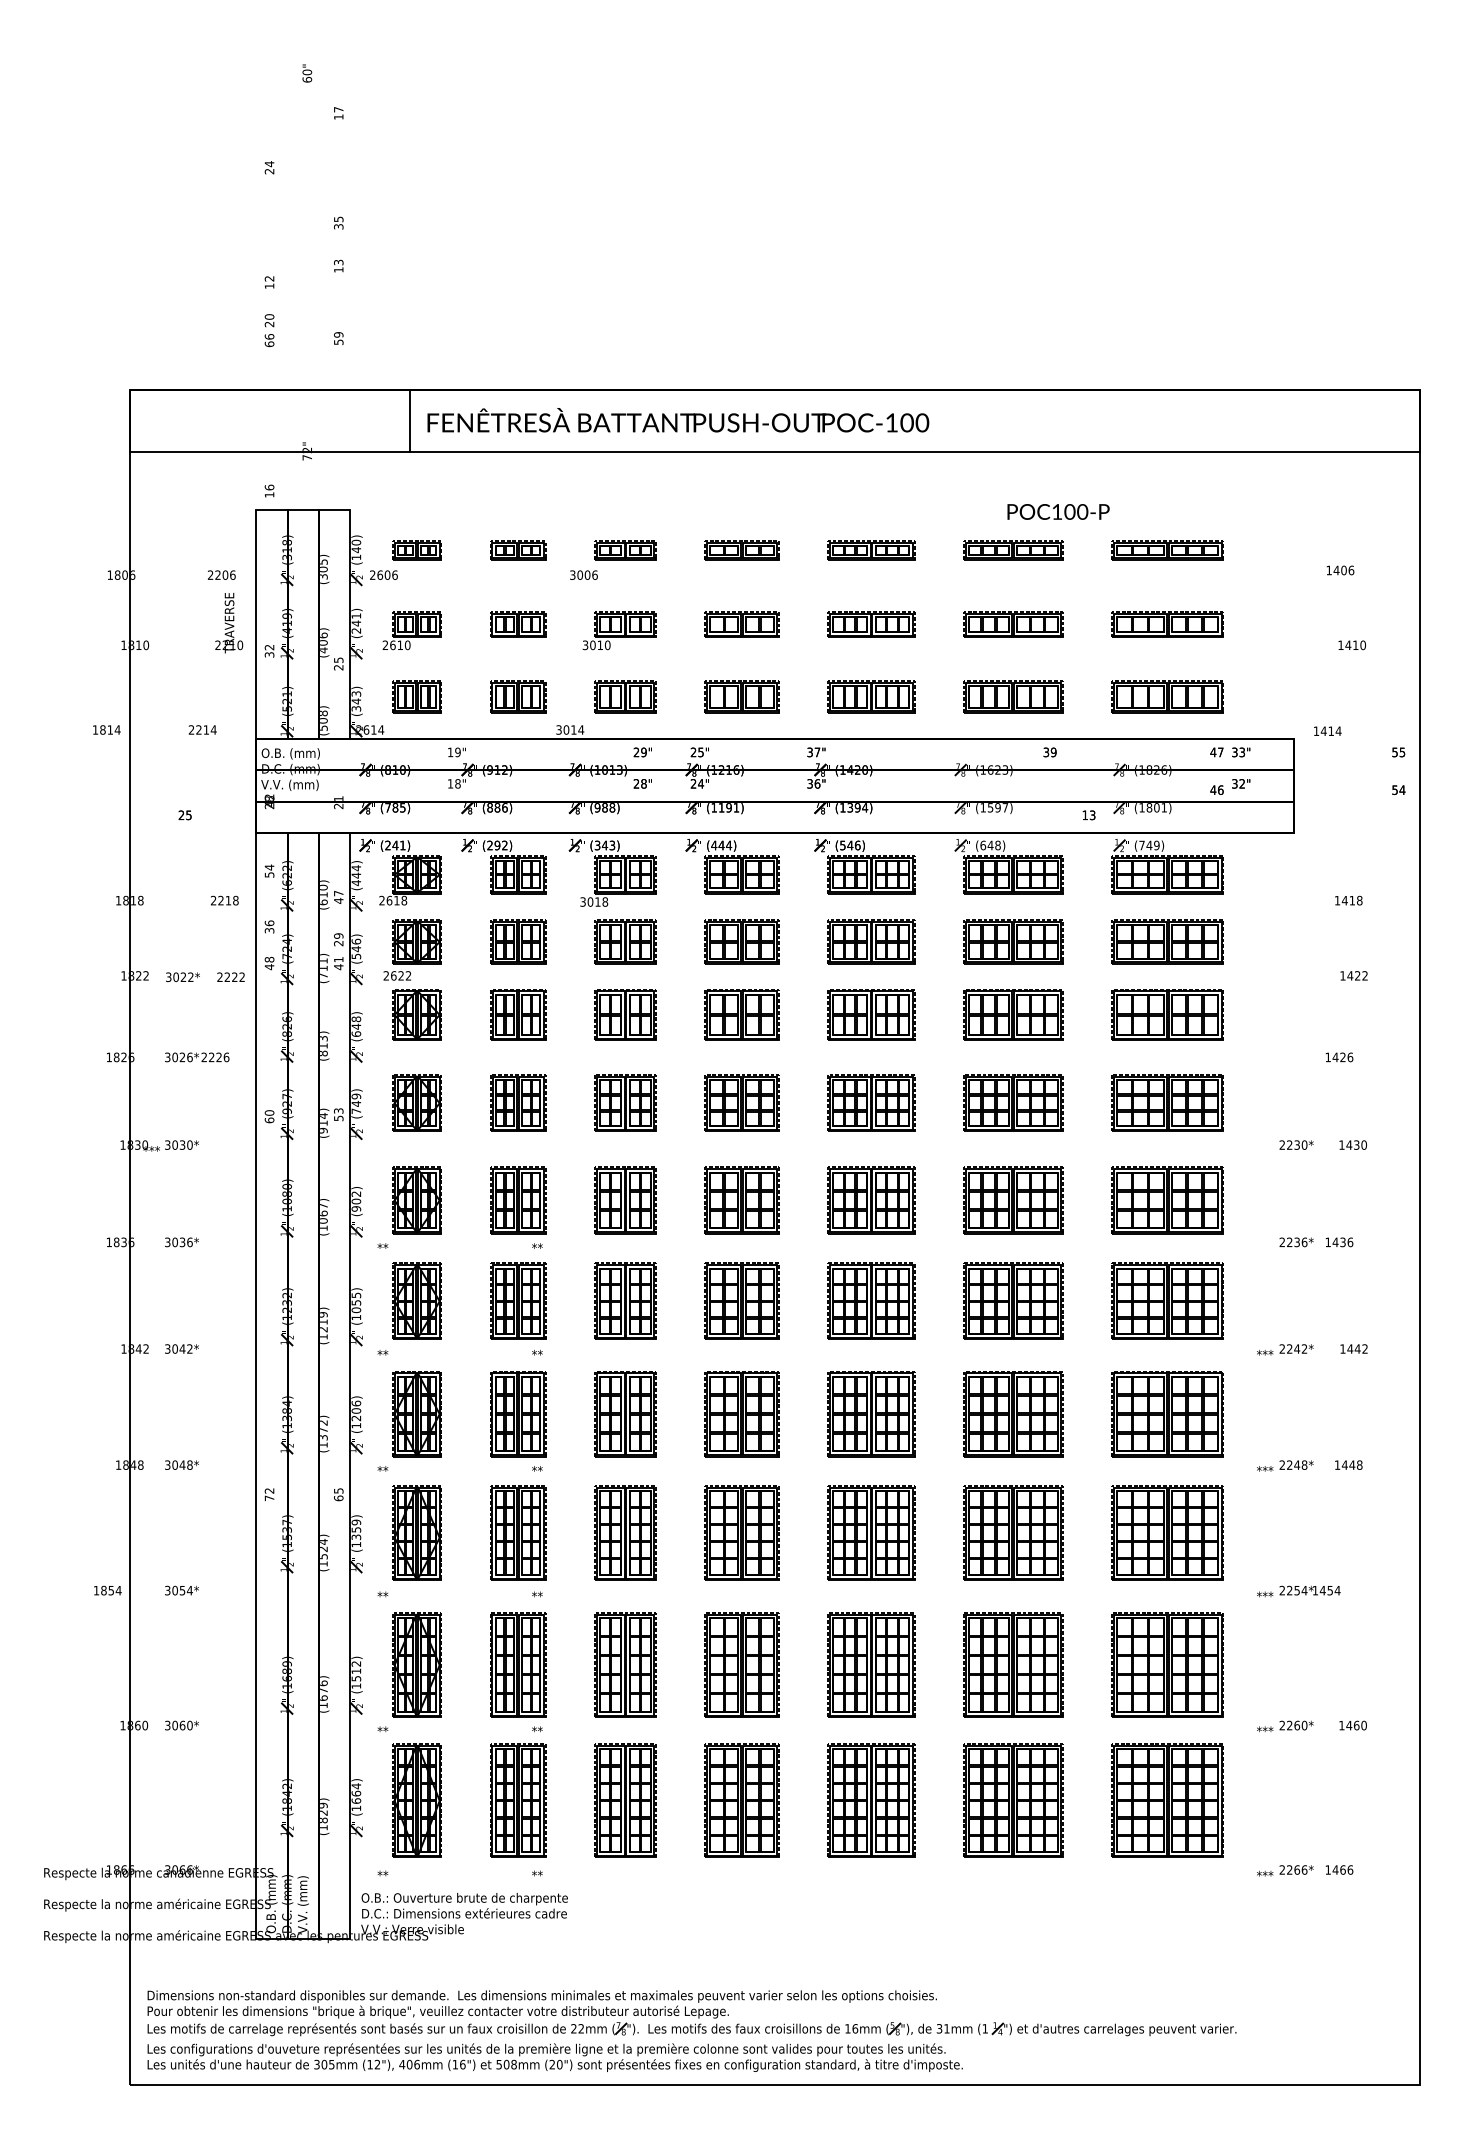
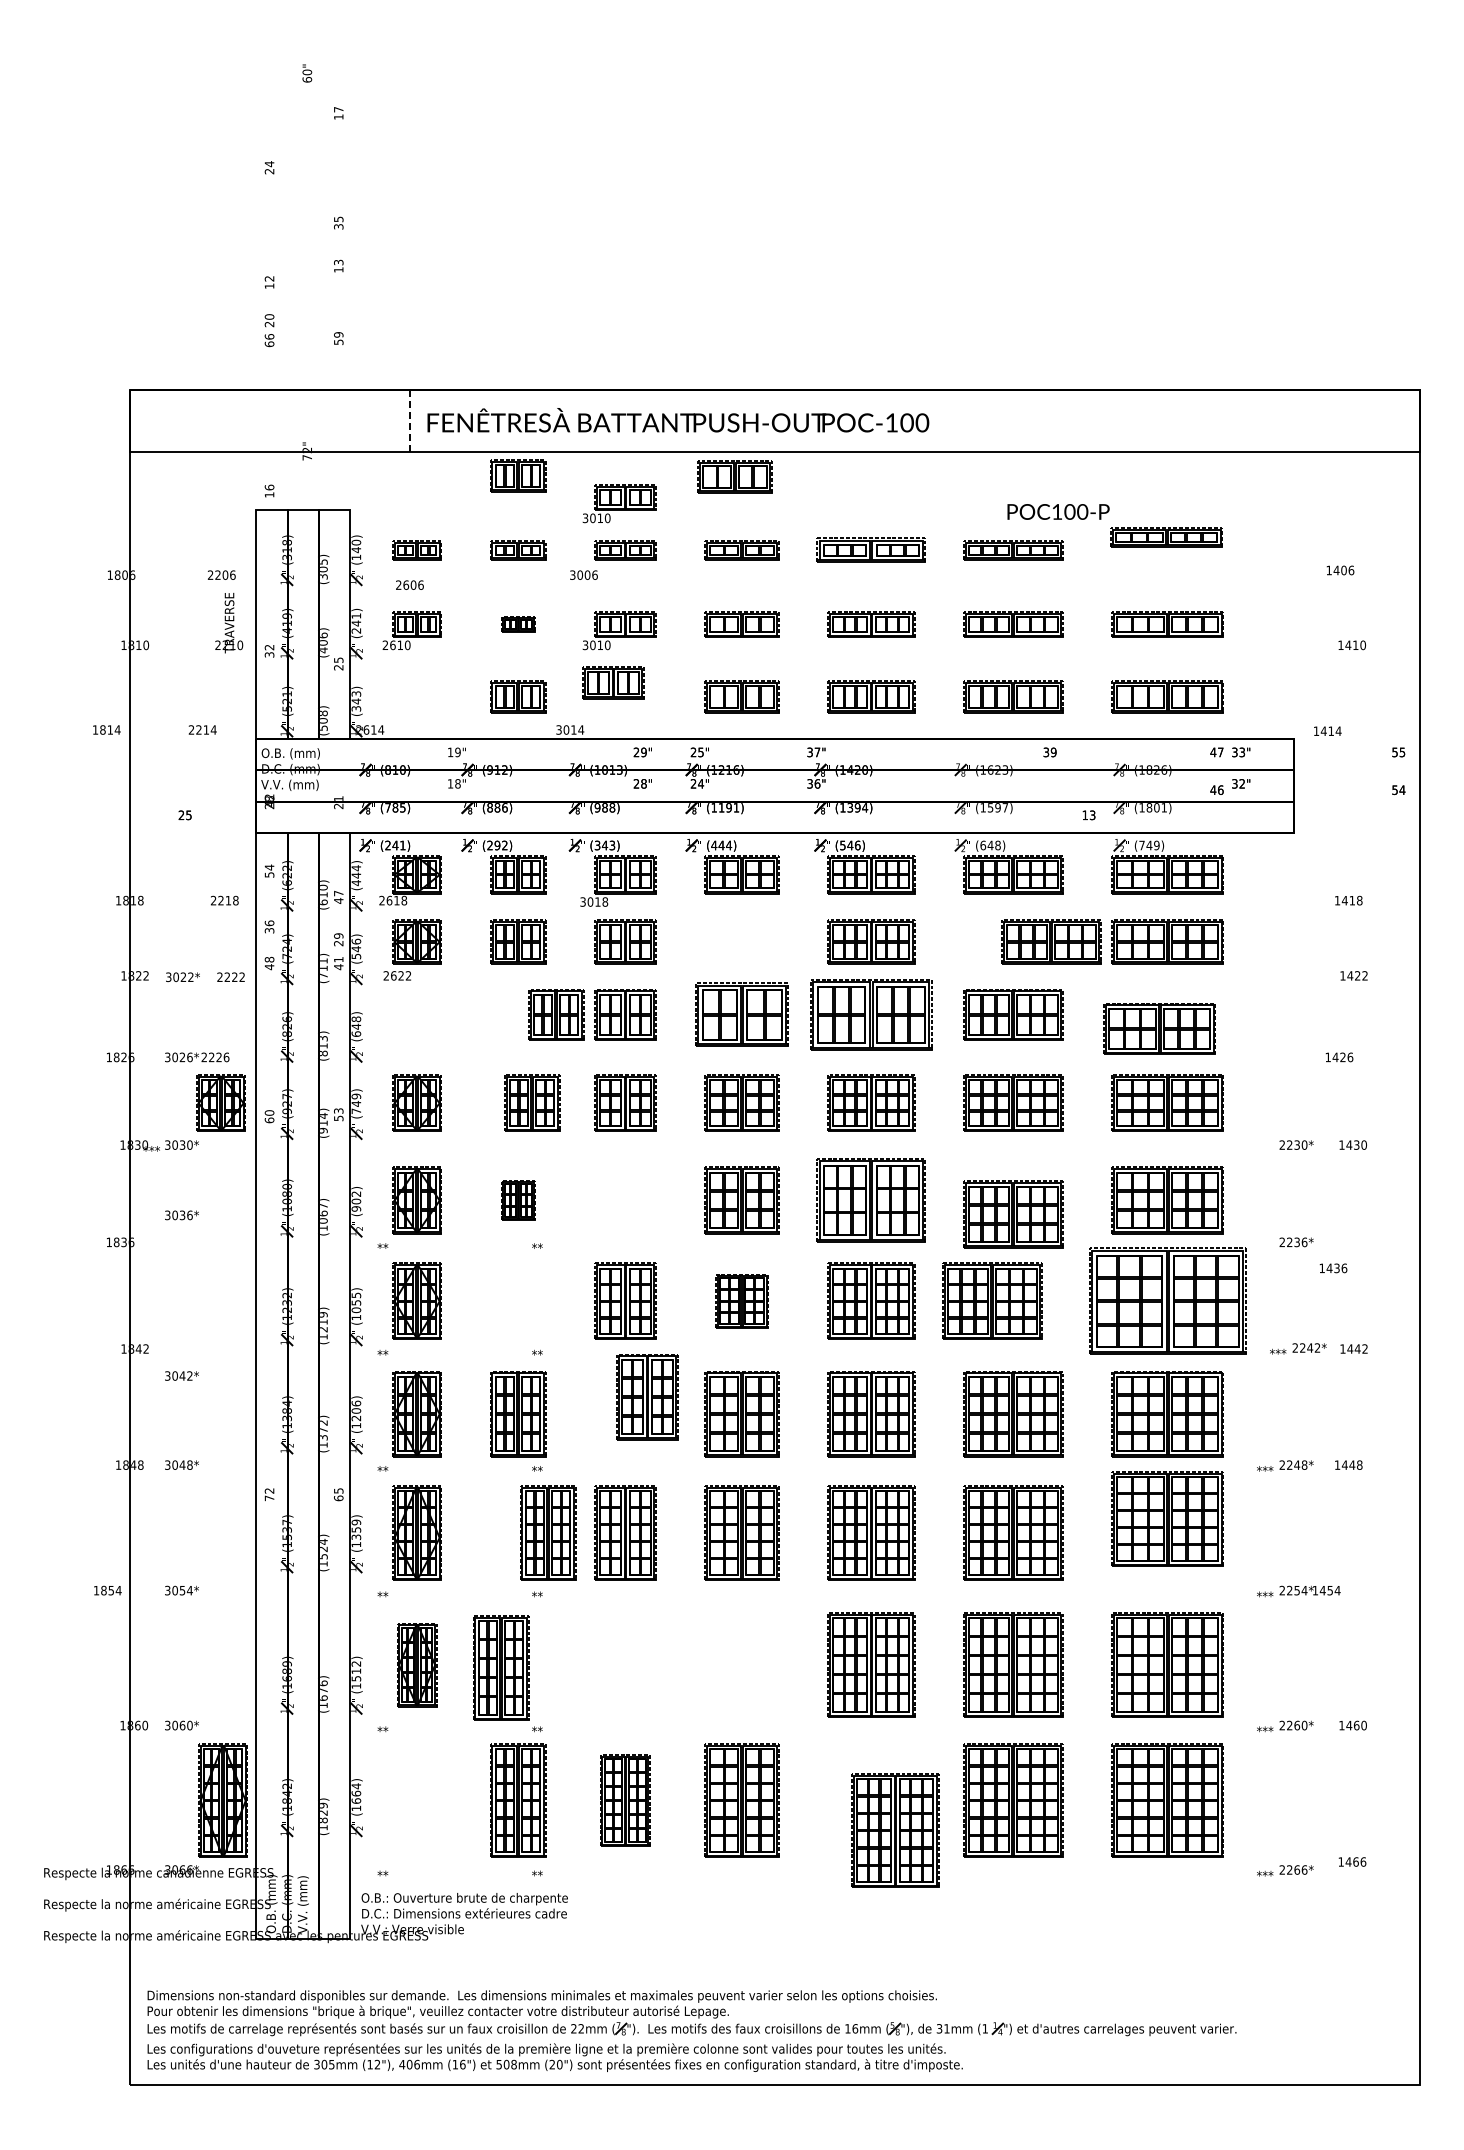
line: solid -> dashed (410, 420)
part: none -> present (518, 475)
part: none -> present (734, 476)
part: none -> present (619, 503)
part size: 89x21 px -> 110x26 px (870, 549)
part position: (1167, 550) -> (1166, 537) (1166, 537)
text position: (383, 574) -> (409, 584) (409, 584)
part size: 57x27 px -> 35x17 px (518, 624)
part: present -> none (416, 696)
part position: (625, 696) -> (613, 682) (613, 682)
part: present -> none (741, 941)
part position: (1013, 941) -> (1051, 941) (1051, 941)
part: present -> none (416, 1014)
part position: (518, 1014) -> (556, 1014) (556, 1014)
part size: 76x52 px -> 94x65 px (741, 1014)
part size: 89x52 px -> 123x72 px (871, 1014)
part position: (1167, 1014) -> (1159, 1028) (1159, 1028)
part: none -> present (220, 1102)
part position: (518, 1102) -> (532, 1102) (532, 1102)
part size: 57x69 px -> 35x41 px (518, 1200)
part: present -> none (625, 1200)
part size: 89x69 px -> 110x85 px (870, 1200)
part position: (1013, 1200) -> (1013, 1214) (1013, 1214)
text position: (181, 1242) -> (181, 1215) (181, 1215)
text position: (1339, 1242) -> (1333, 1268) (1333, 1268)
part: present -> none (518, 1300)
part size: 76x78 px -> 54x55 px (741, 1301)
part position: (1013, 1300) -> (992, 1300) (992, 1300)
part size: 113x78 px -> 158x108 px (1167, 1300)
text position: (181, 1348) -> (181, 1375) (181, 1375)
text position: (1285, 1349) -> (1298, 1348) (1298, 1348)
part position: (625, 1414) -> (647, 1397) (647, 1397)
part position: (518, 1532) -> (548, 1532) (548, 1532)
part position: (1167, 1532) -> (1167, 1518) (1167, 1518)
part size: 50x106 px -> 41x85 px (417, 1665)
part position: (518, 1664) -> (501, 1667) (501, 1667)
part: present -> none (625, 1664)
part: present -> none (741, 1664)
part position: (416, 1800) -> (222, 1800) (222, 1800)
part size: 63x115 px -> 51x93 px (625, 1800)
part position: (871, 1800) -> (895, 1830) (895, 1830)
text position: (1339, 1869) -> (1352, 1861) (1352, 1861)
